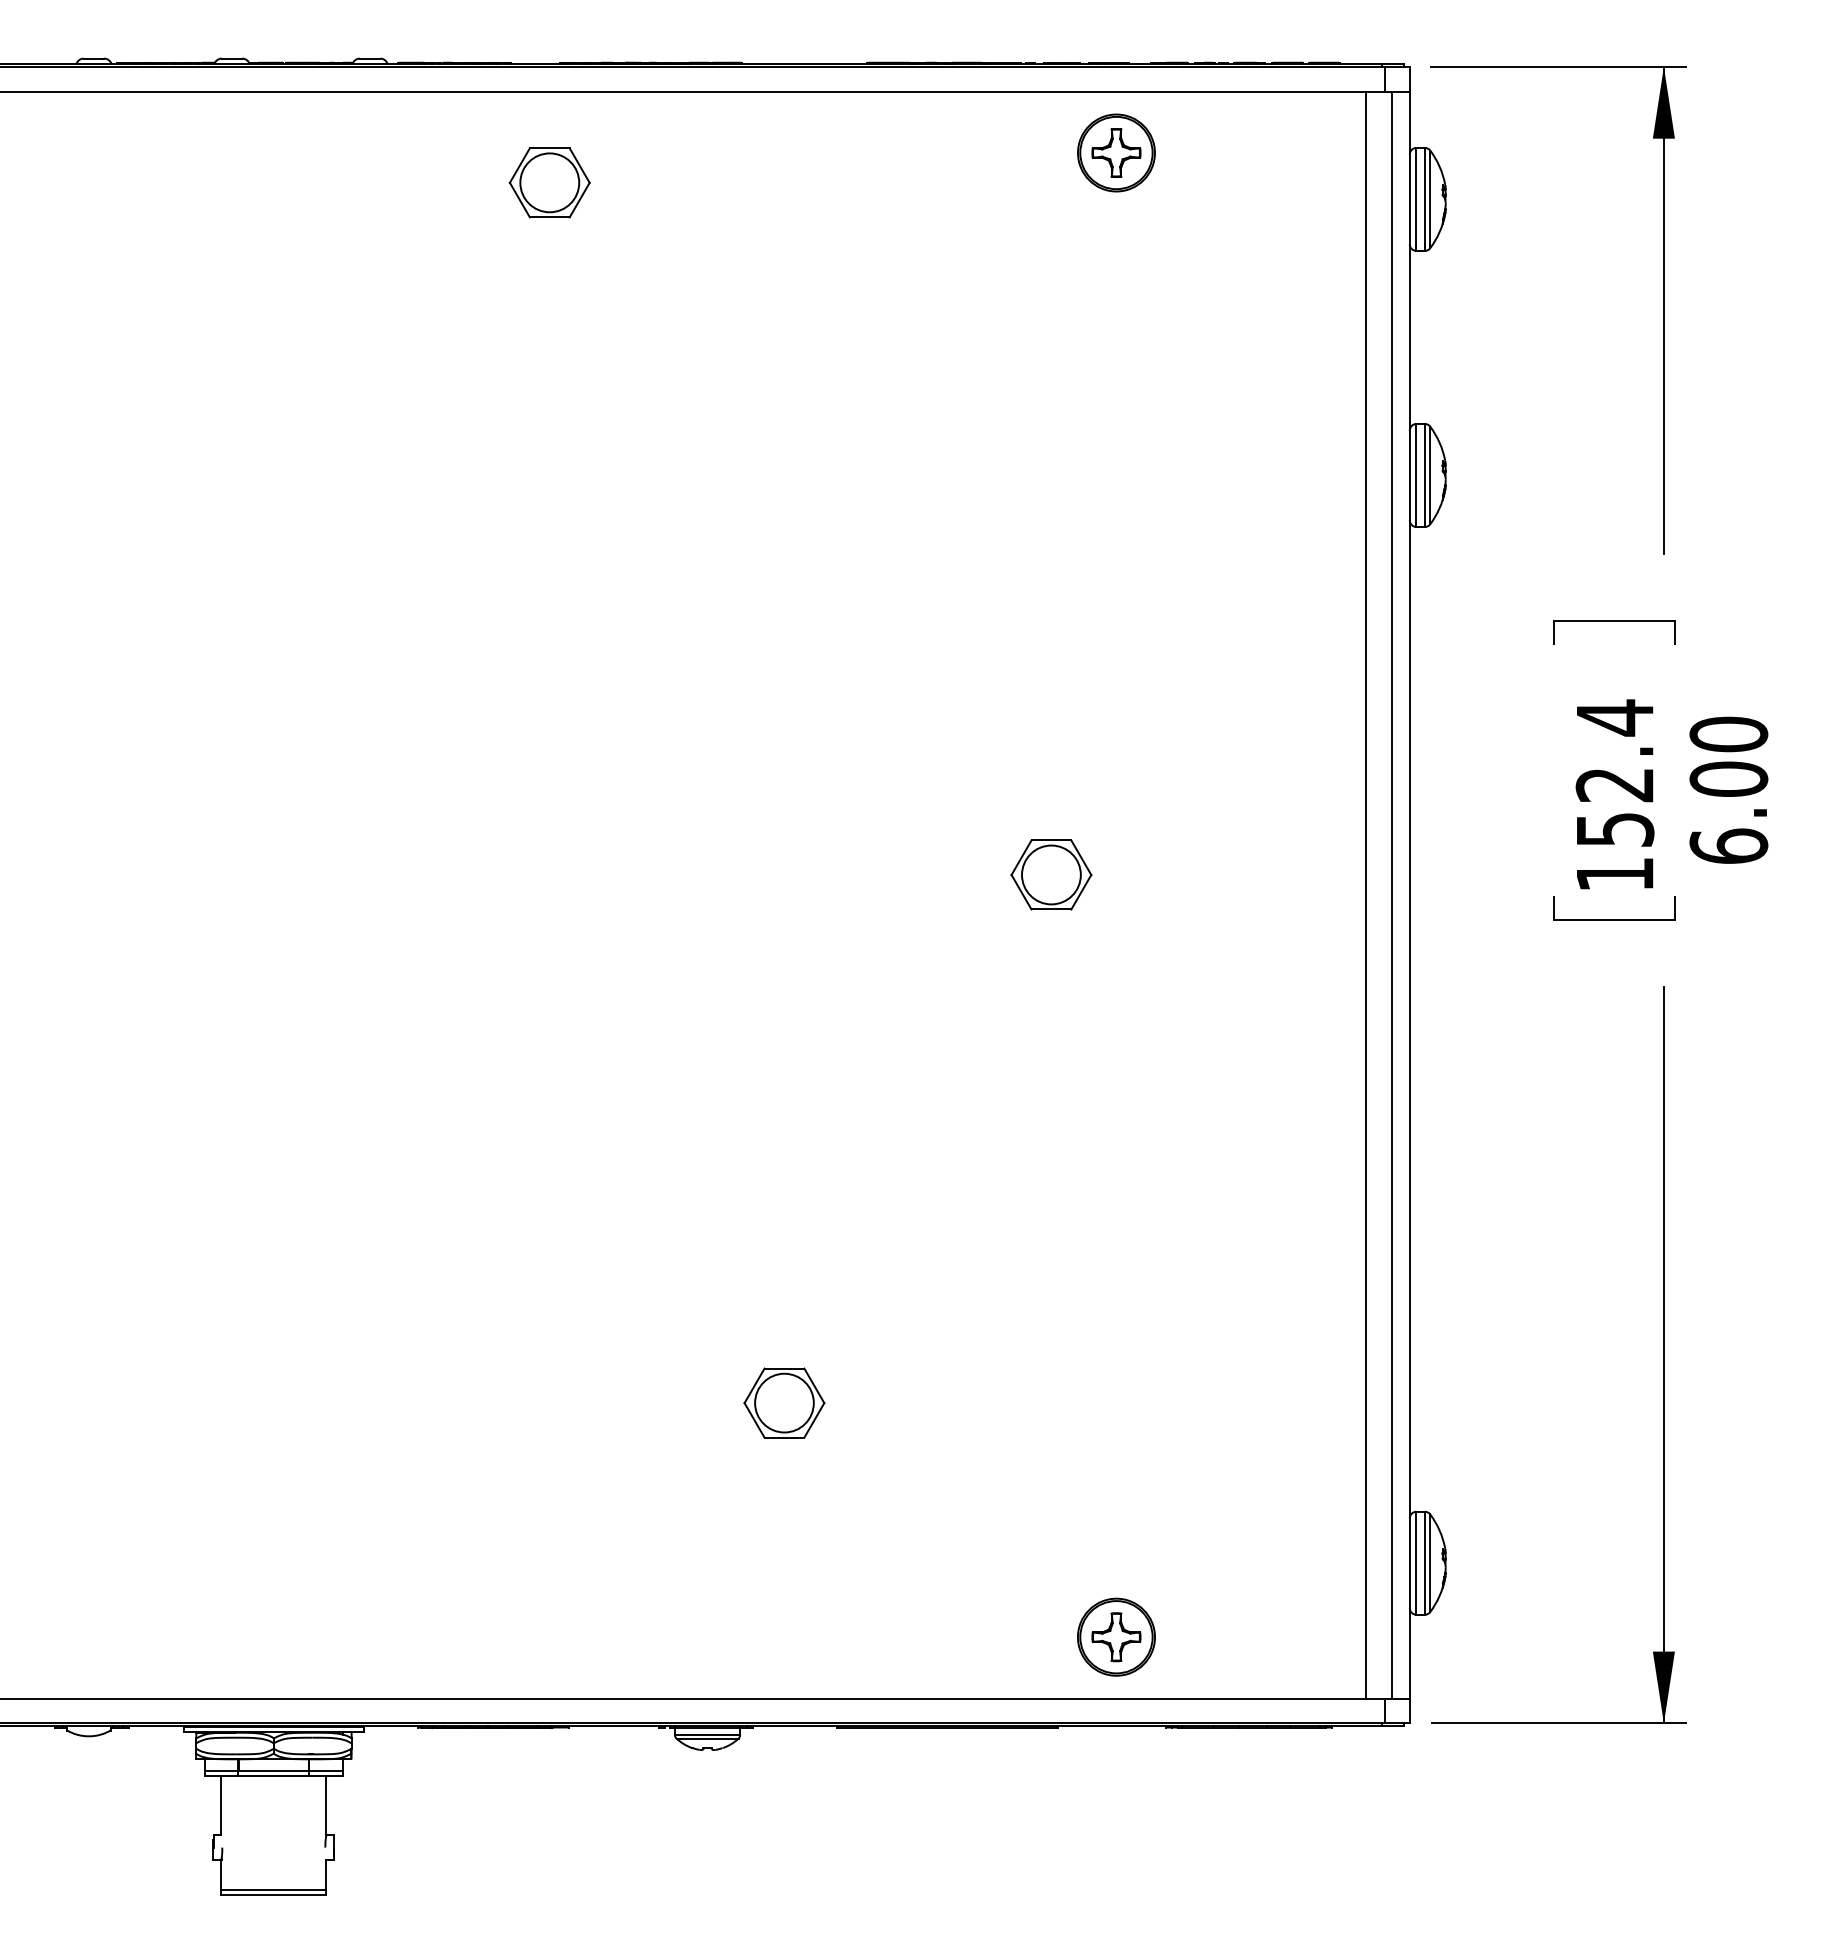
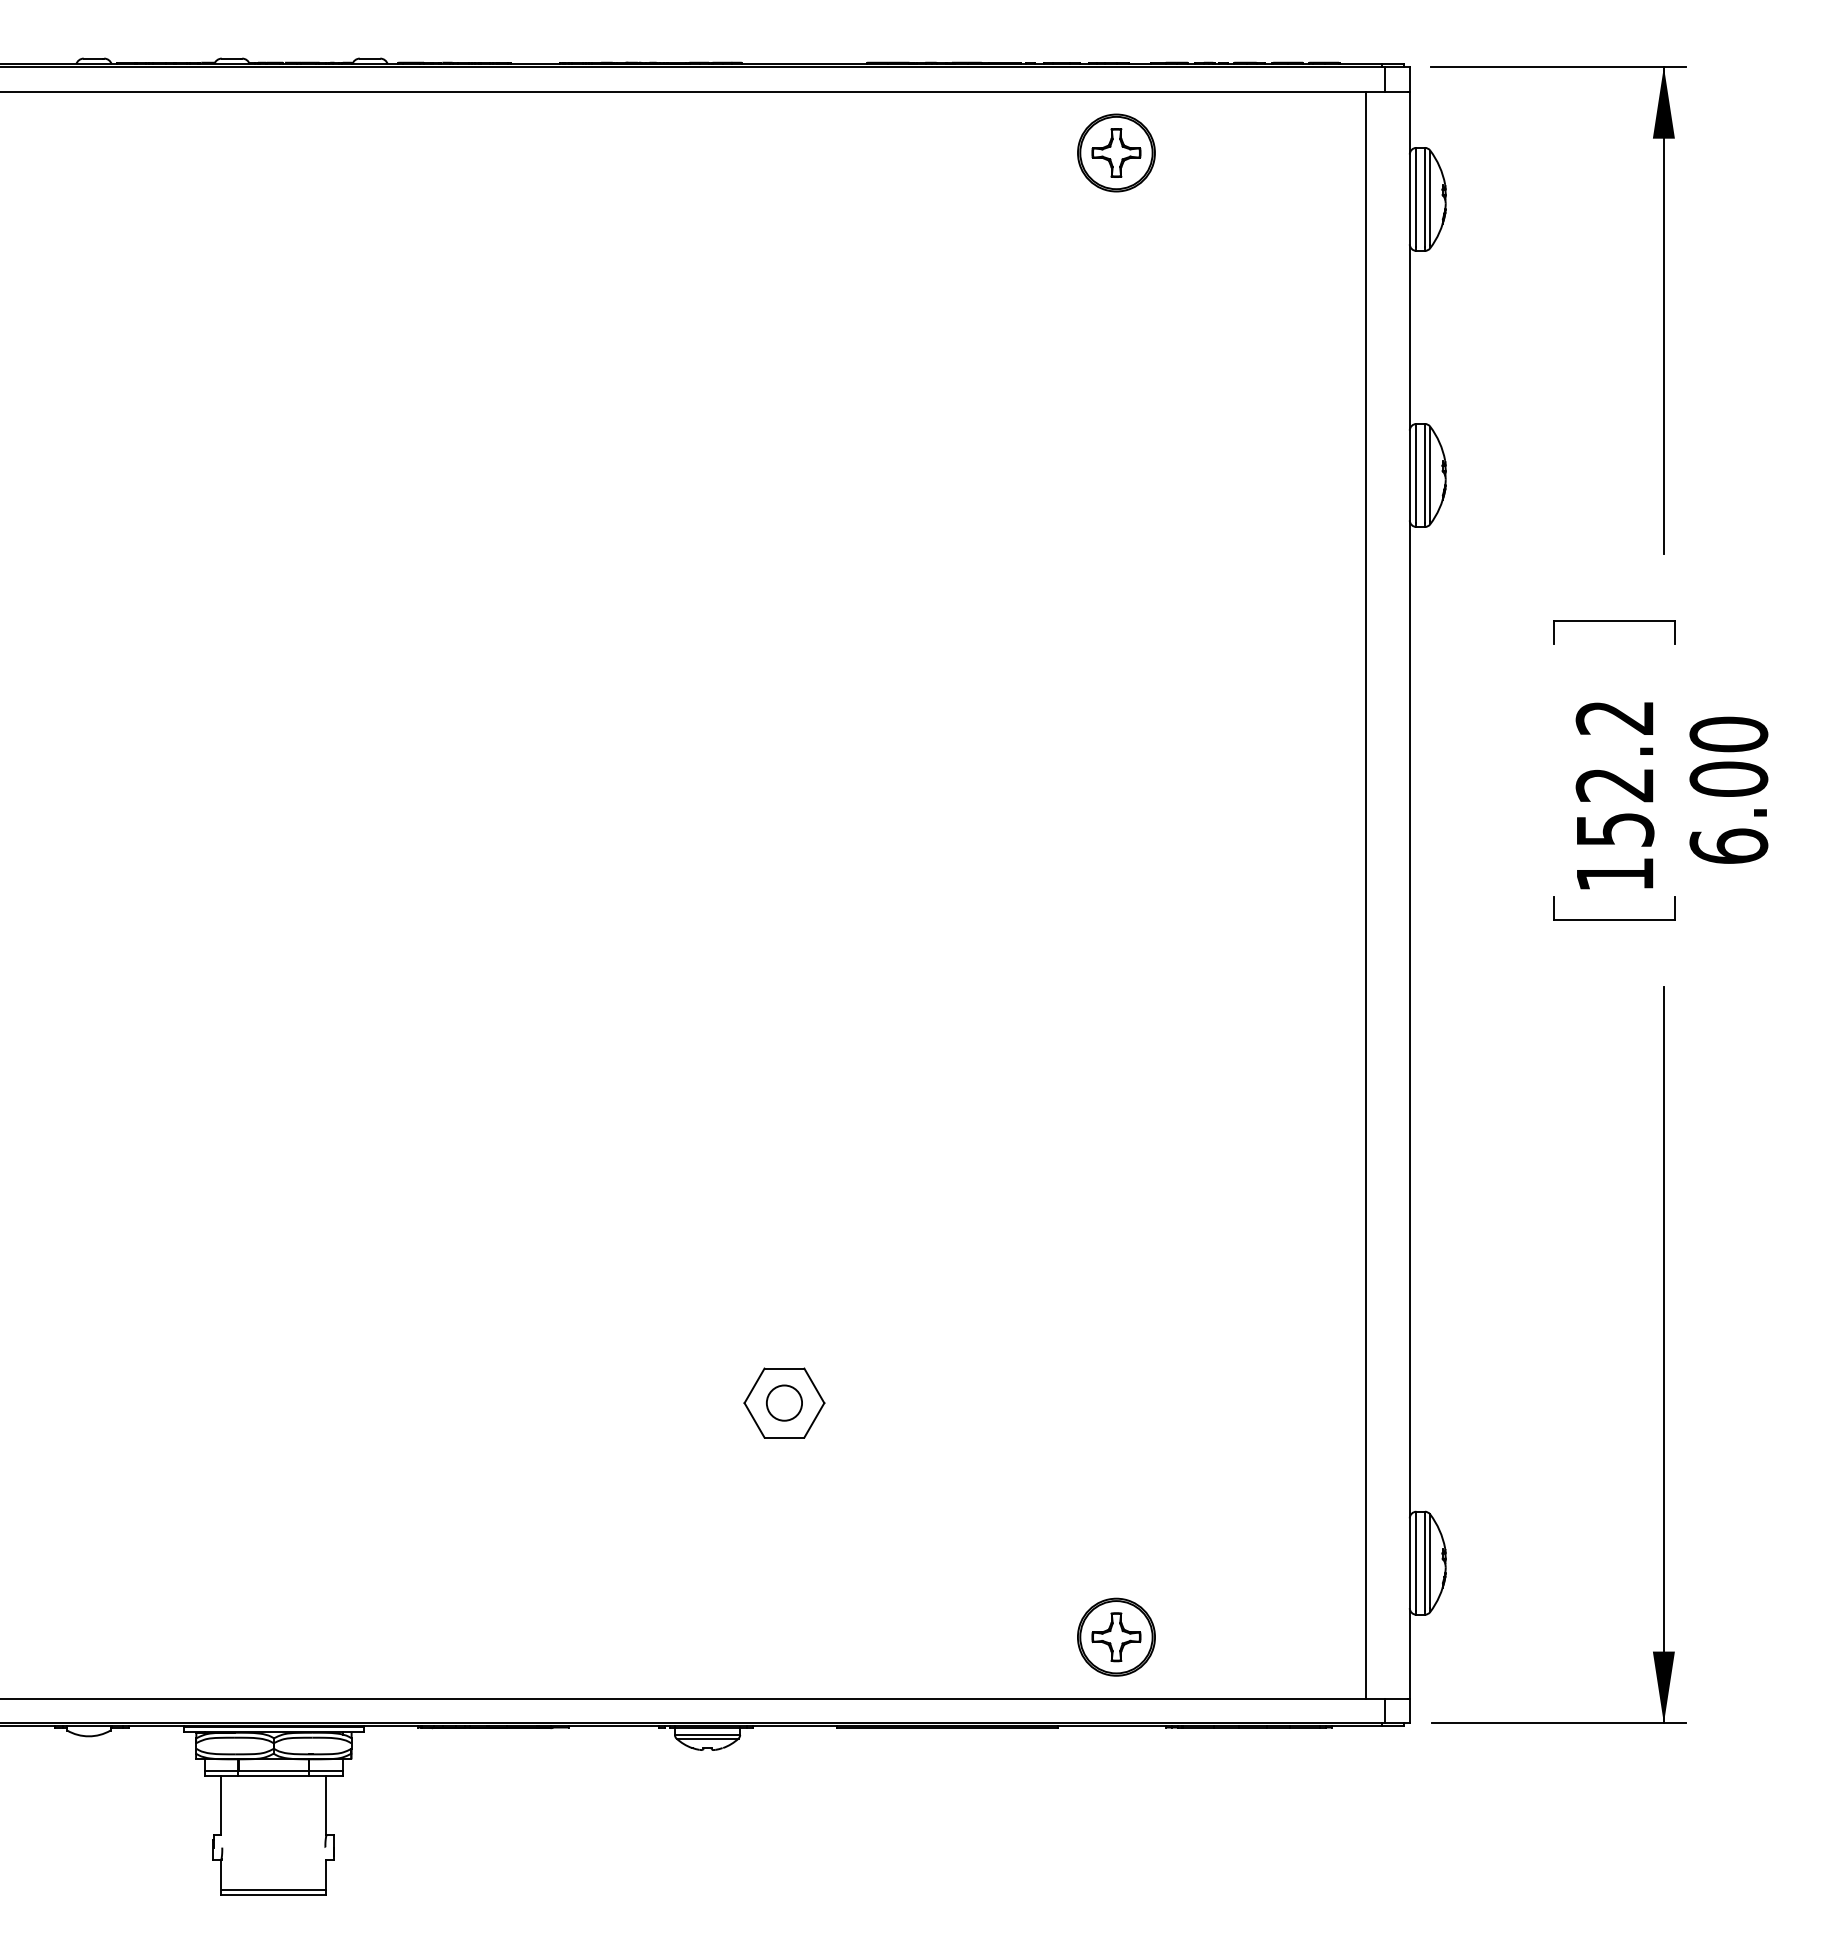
part: present -> none (549, 182)
text: 152.4 -> 152.2 (1614, 717)
part: present -> none (1051, 874)
line: present -> none (1392, 894)
circle diameter: 59 px -> 35 px (784, 1402)
